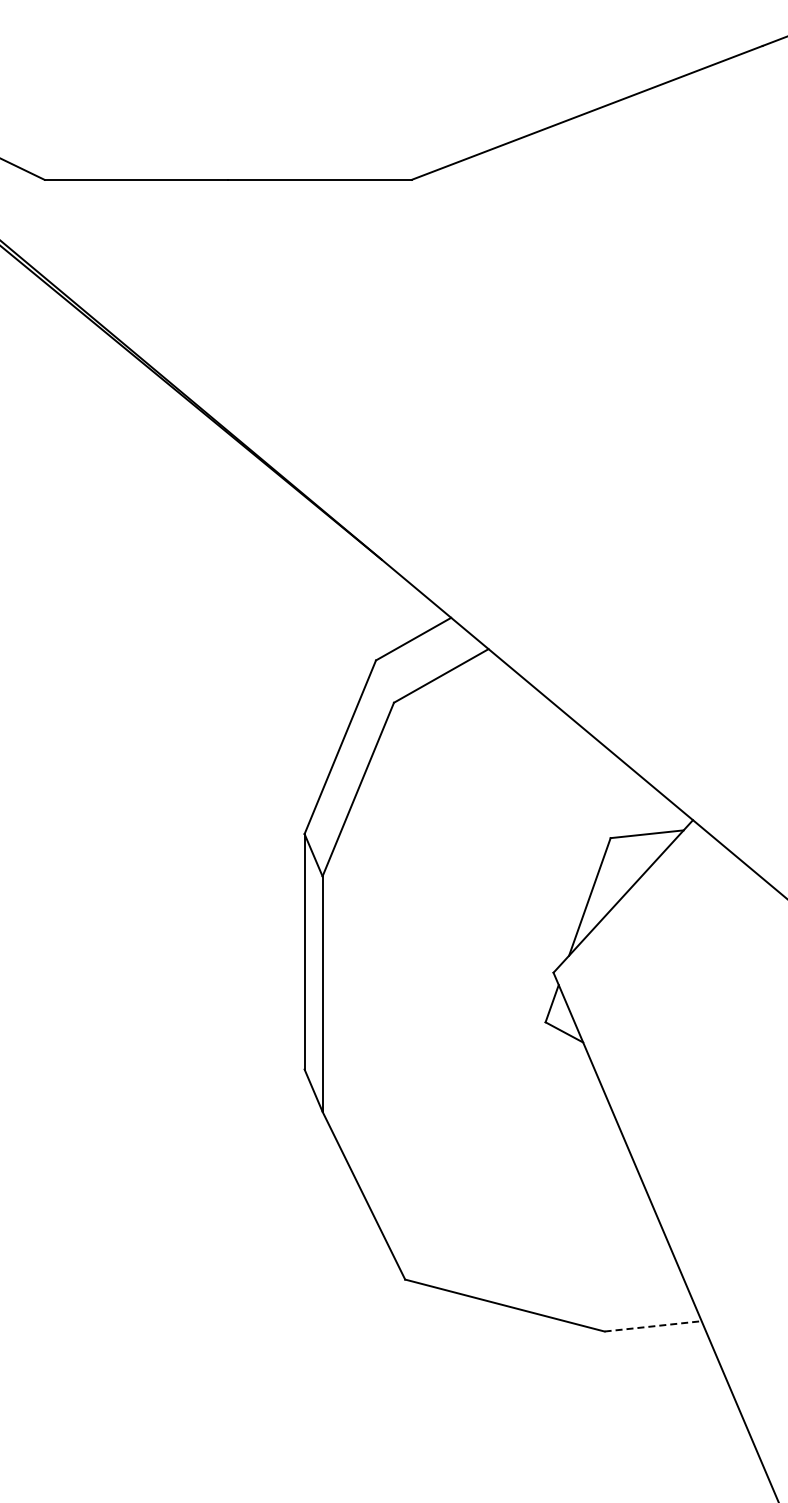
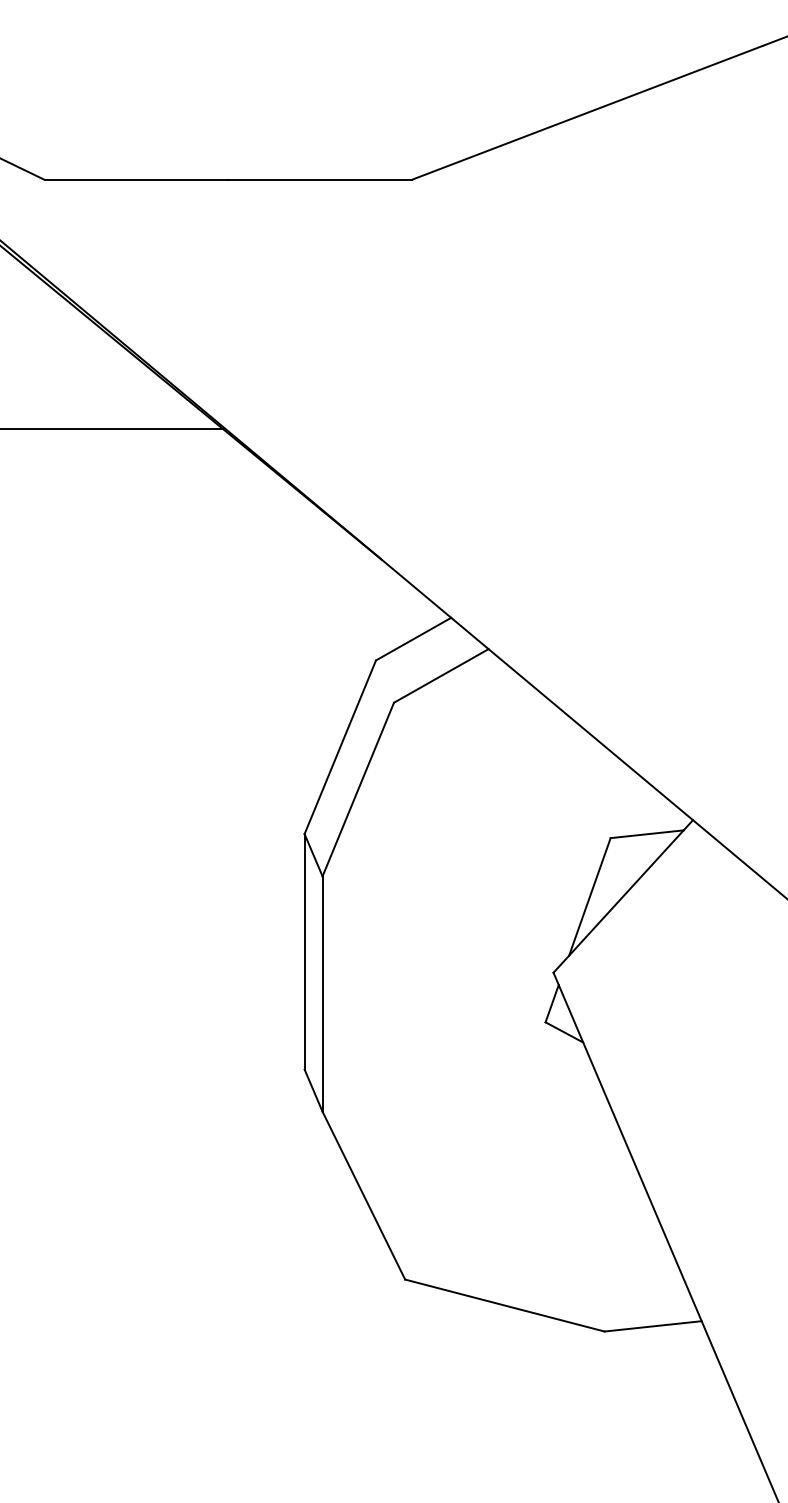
line: none -> present (112, 428)
line: dashed -> solid (653, 1326)
